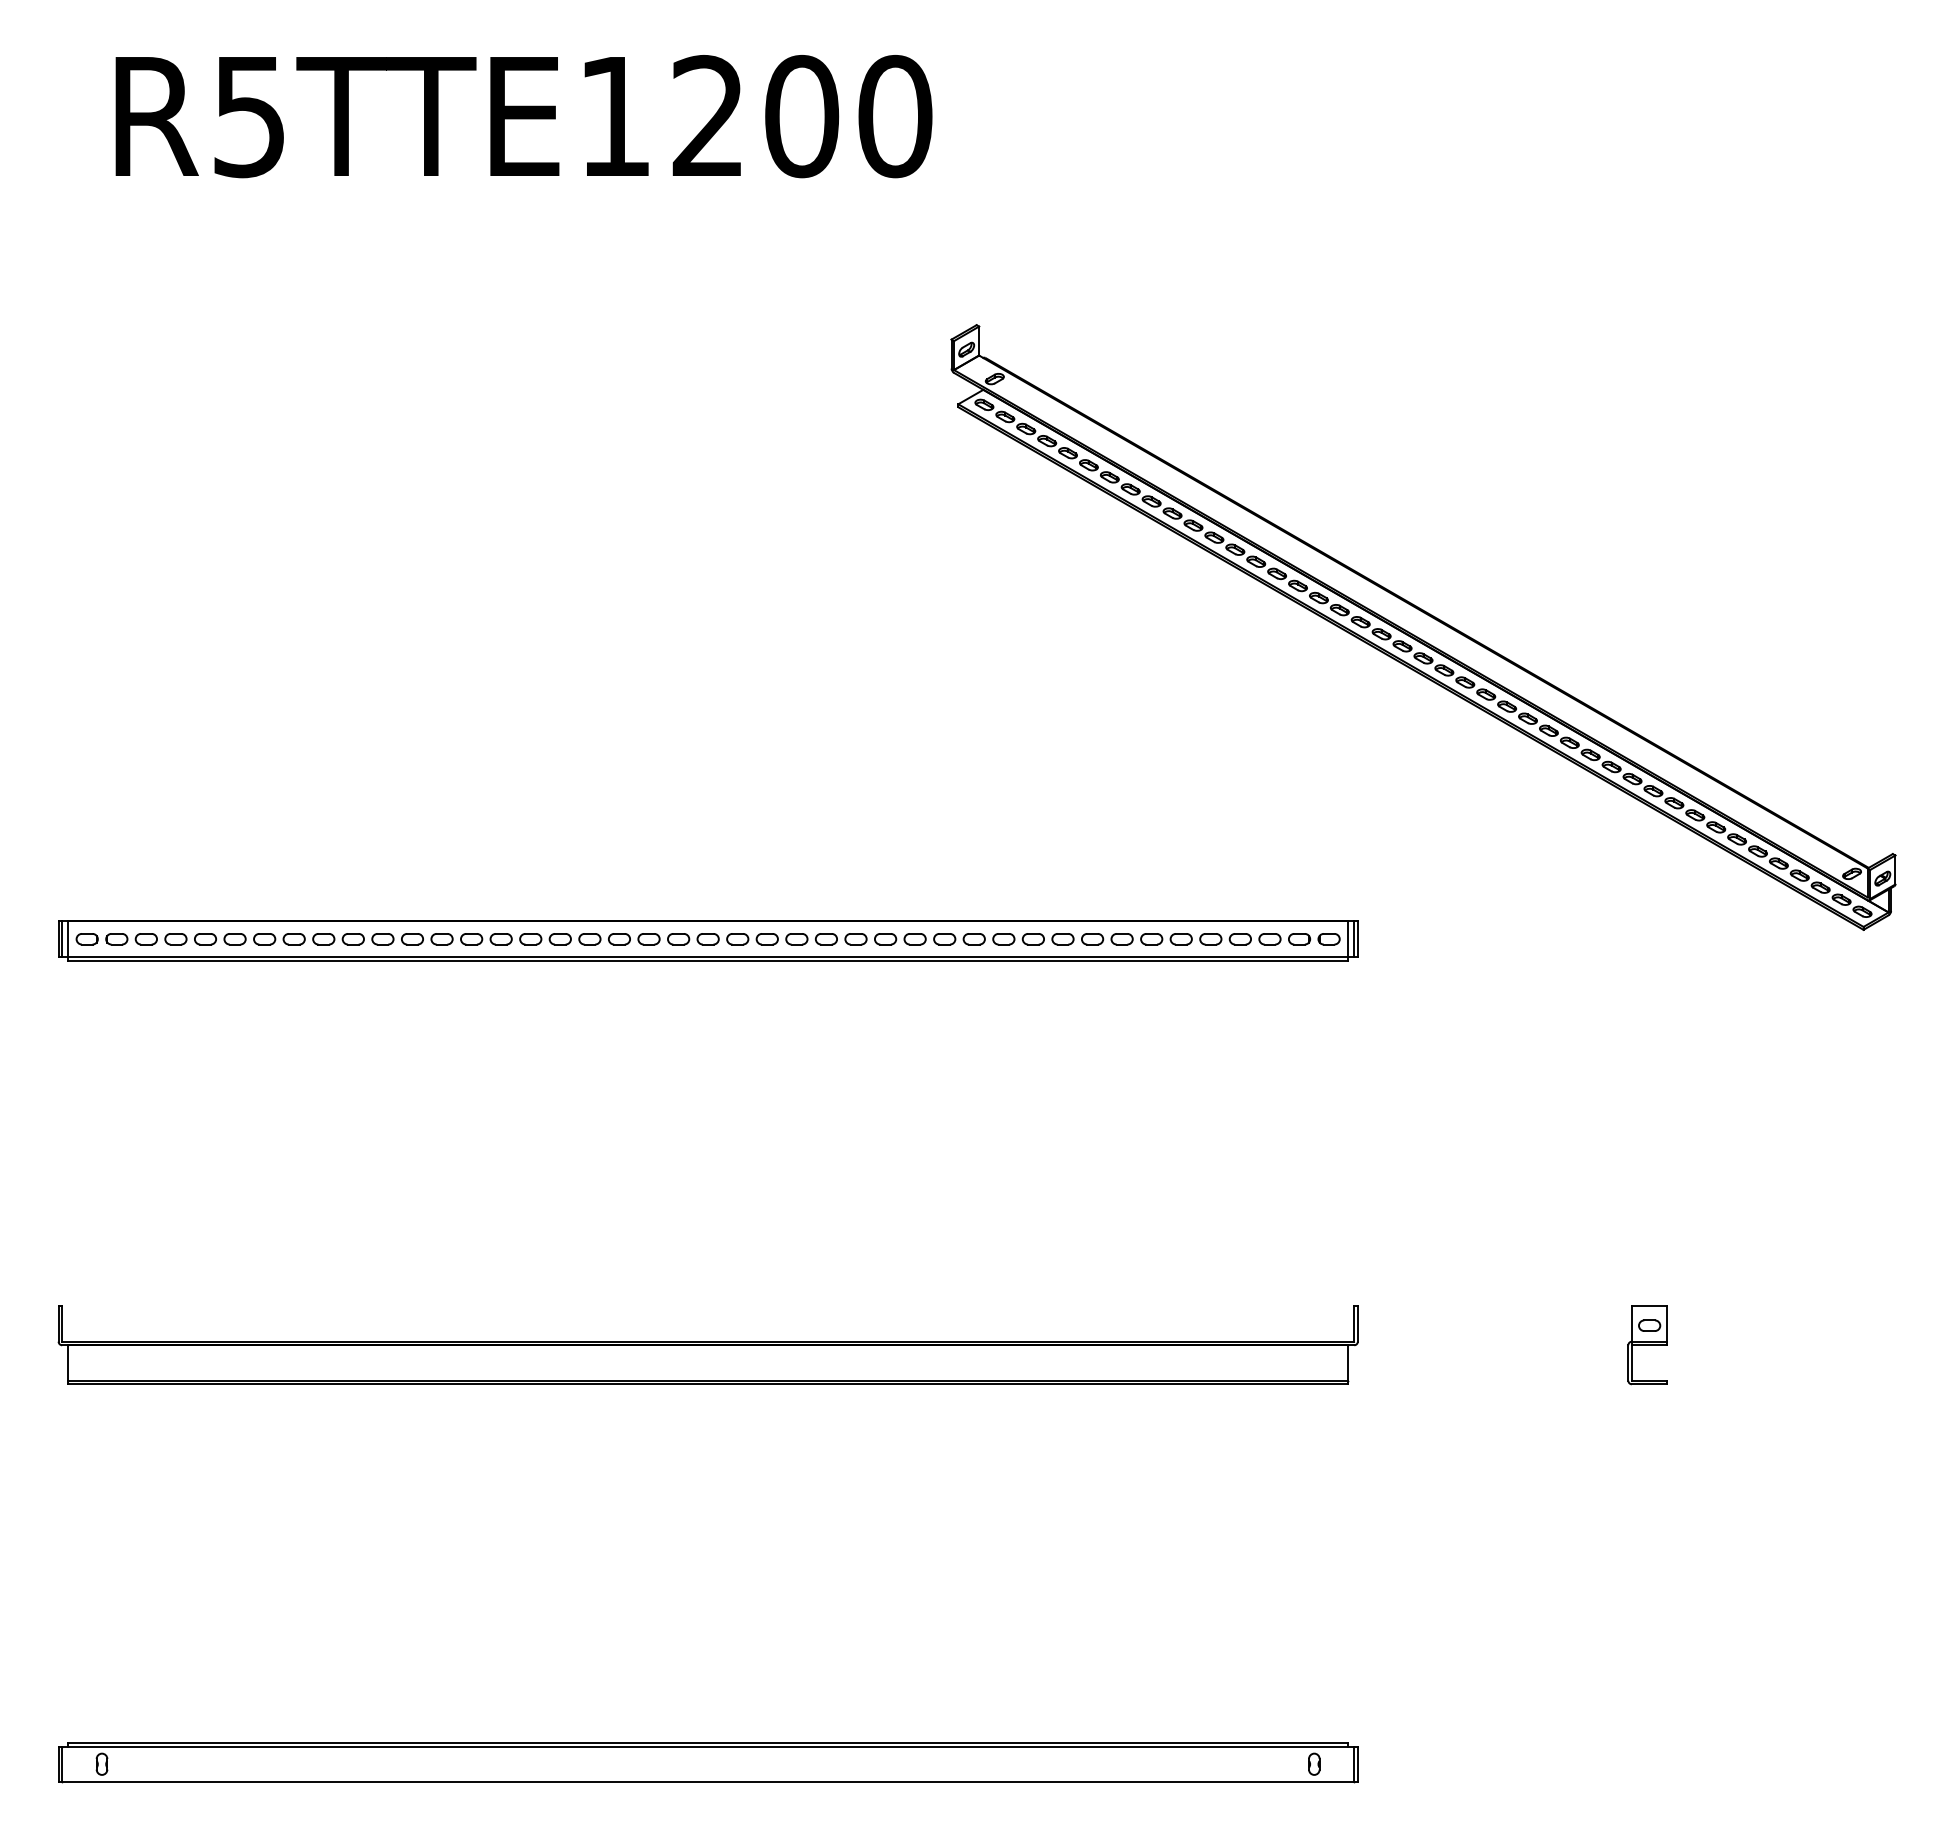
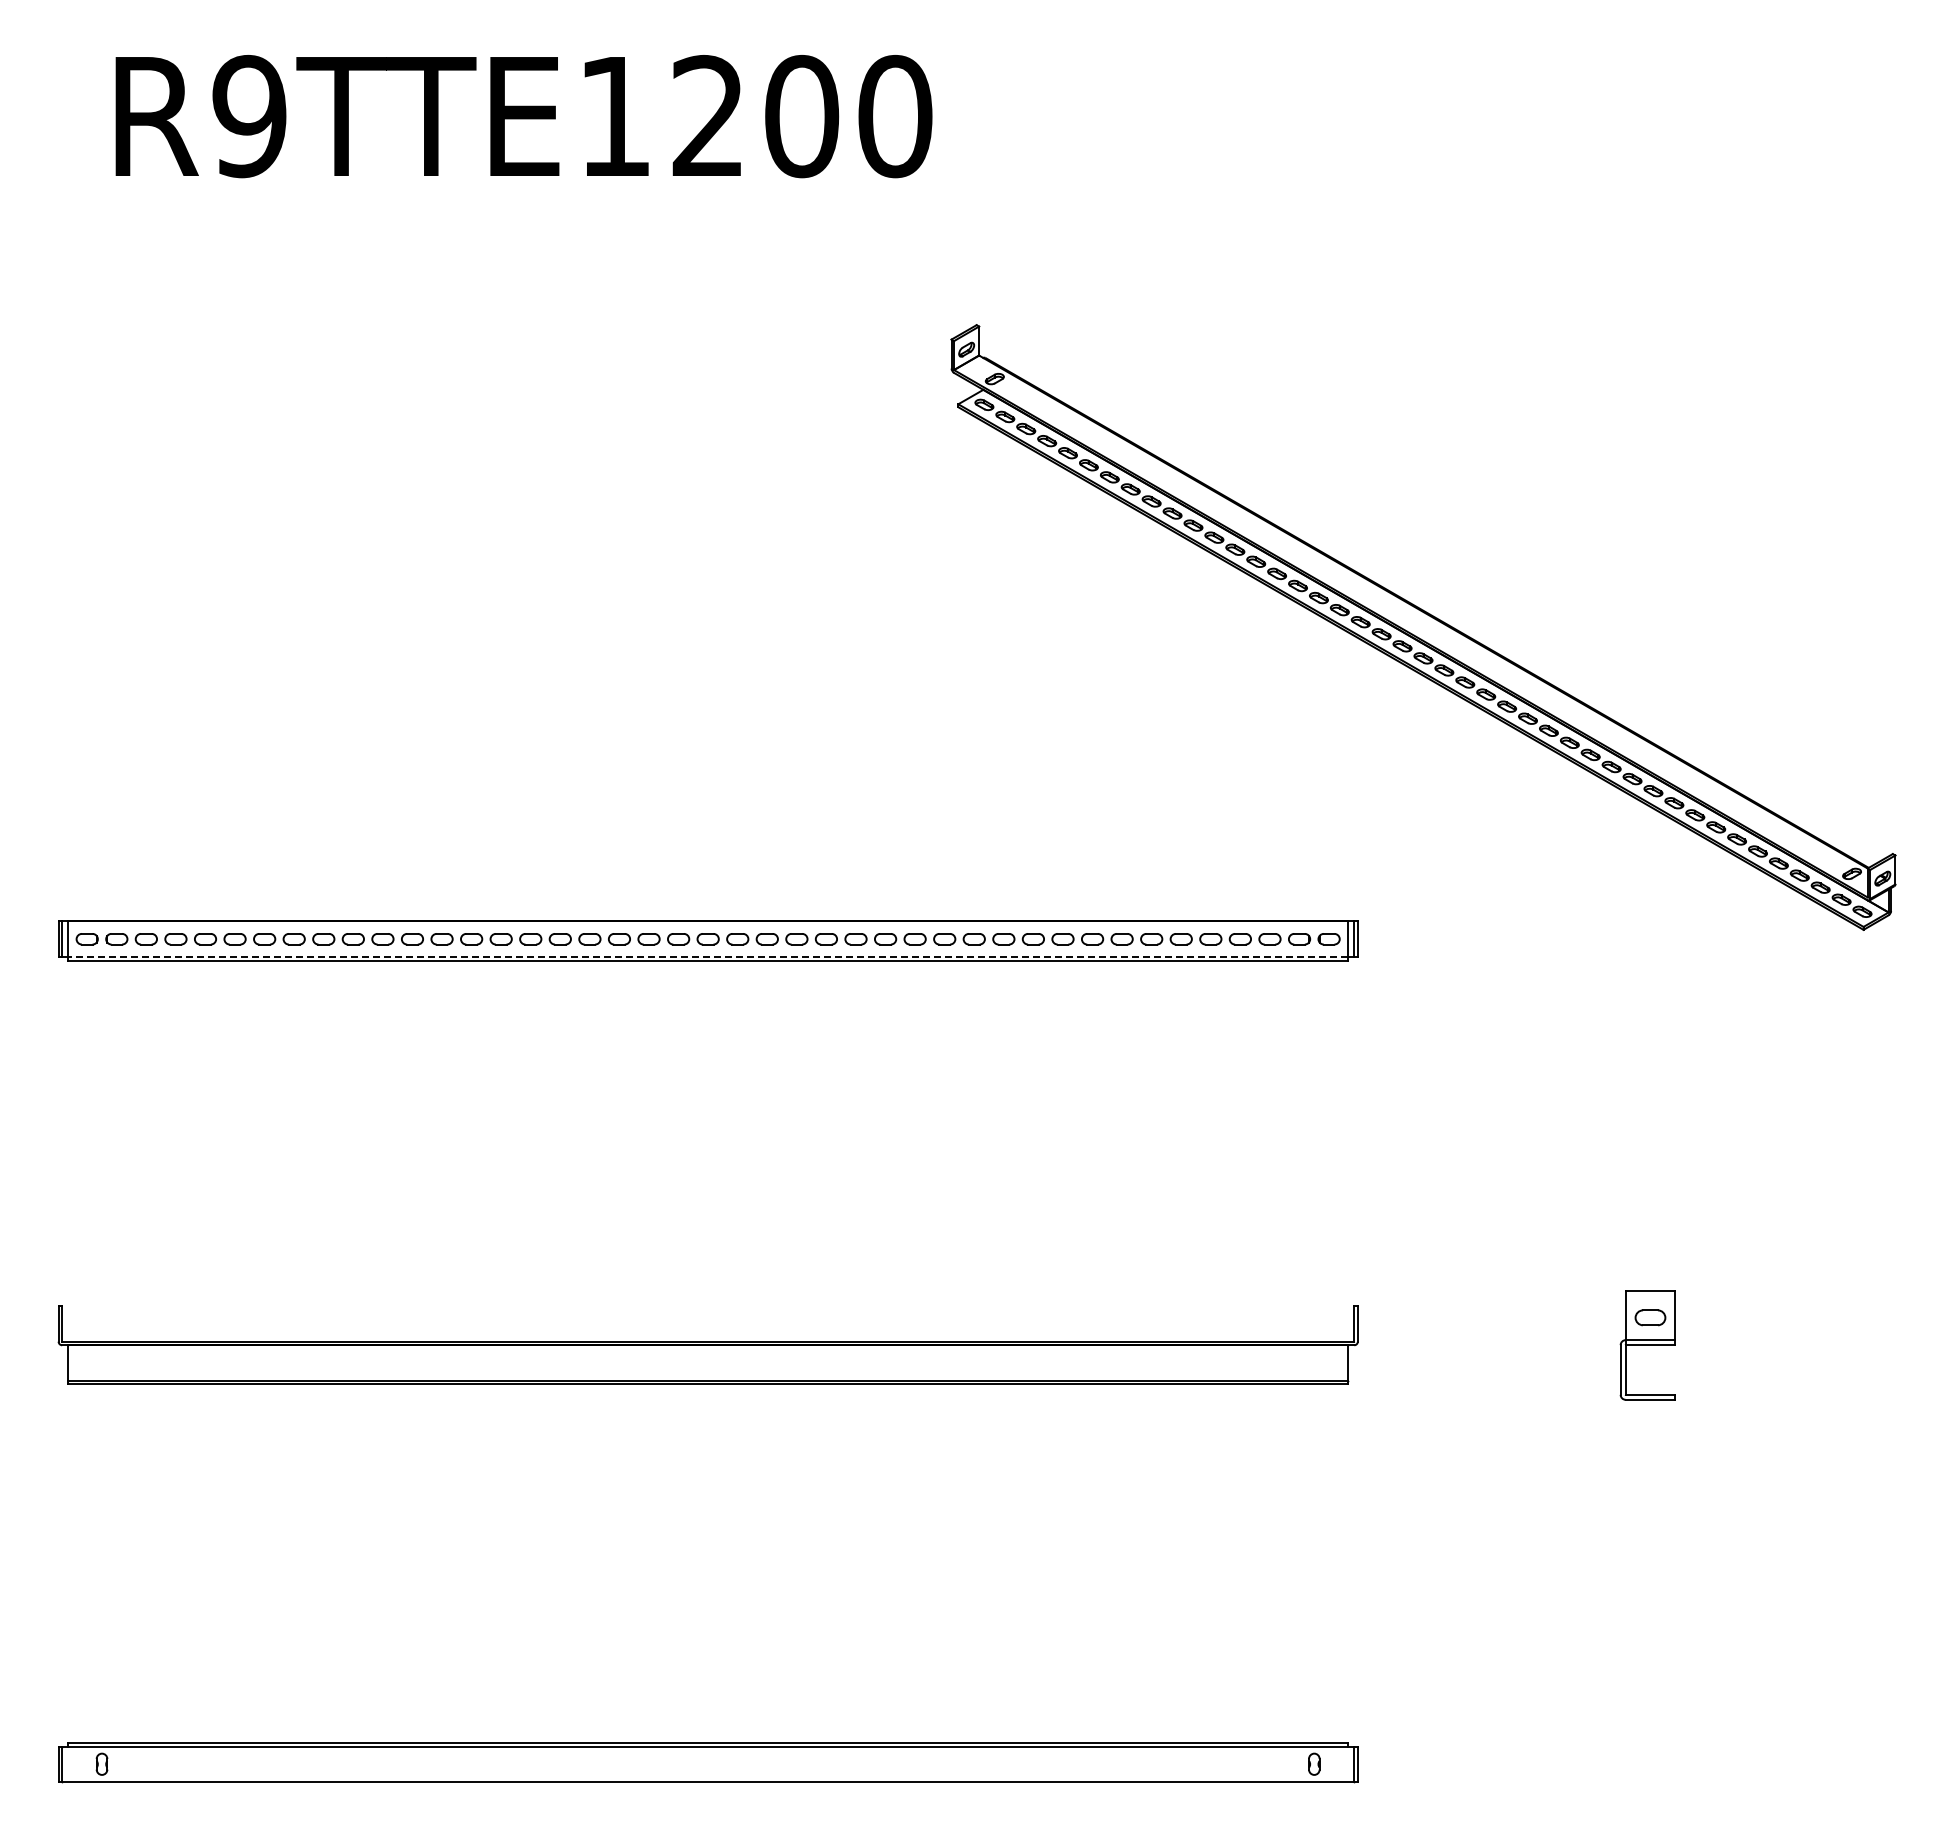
text: R5TTE1200 -> R9TTE1200 (249, 116)
line: solid -> dashed (707, 956)
part size: 41x81 px -> 57x111 px (1647, 1345)
